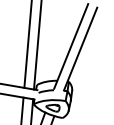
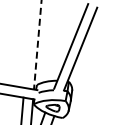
line: present -> none (27, 44)
line: solid -> dashed (37, 45)
